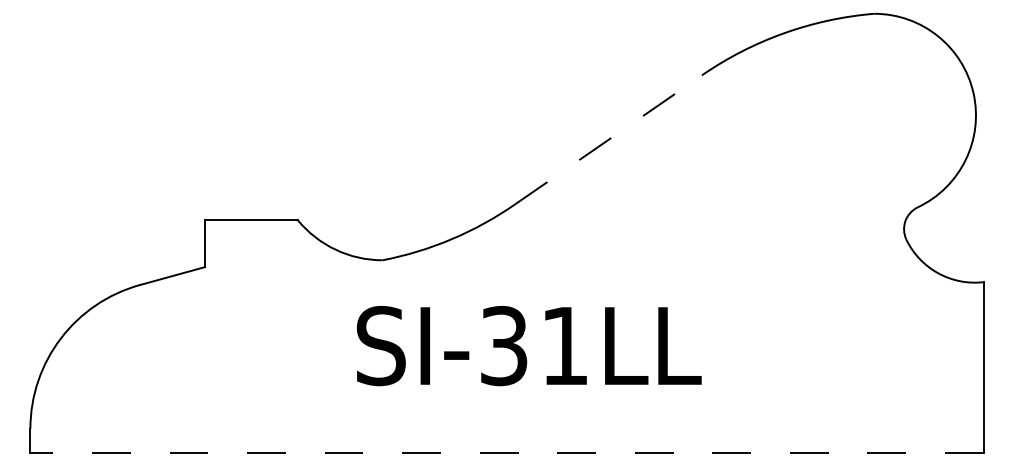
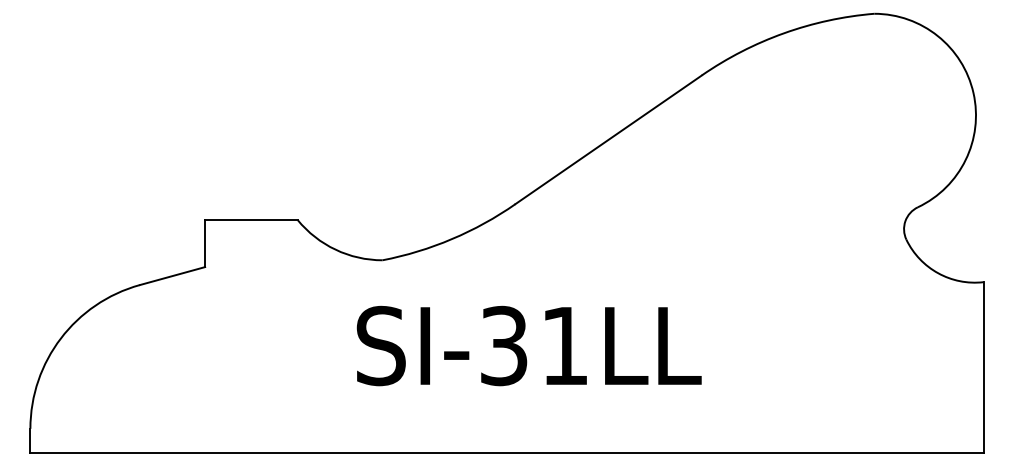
line: dashed -> solid (609, 139)
line: dashed -> solid (507, 453)
